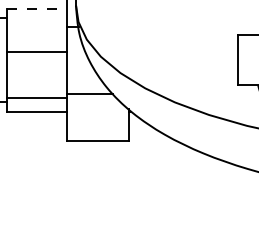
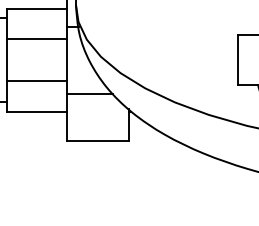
line: dashed -> solid (37, 8)
line position: (36, 51) -> (36, 38) (36, 38)
line position: (36, 98) -> (36, 81) (36, 81)
